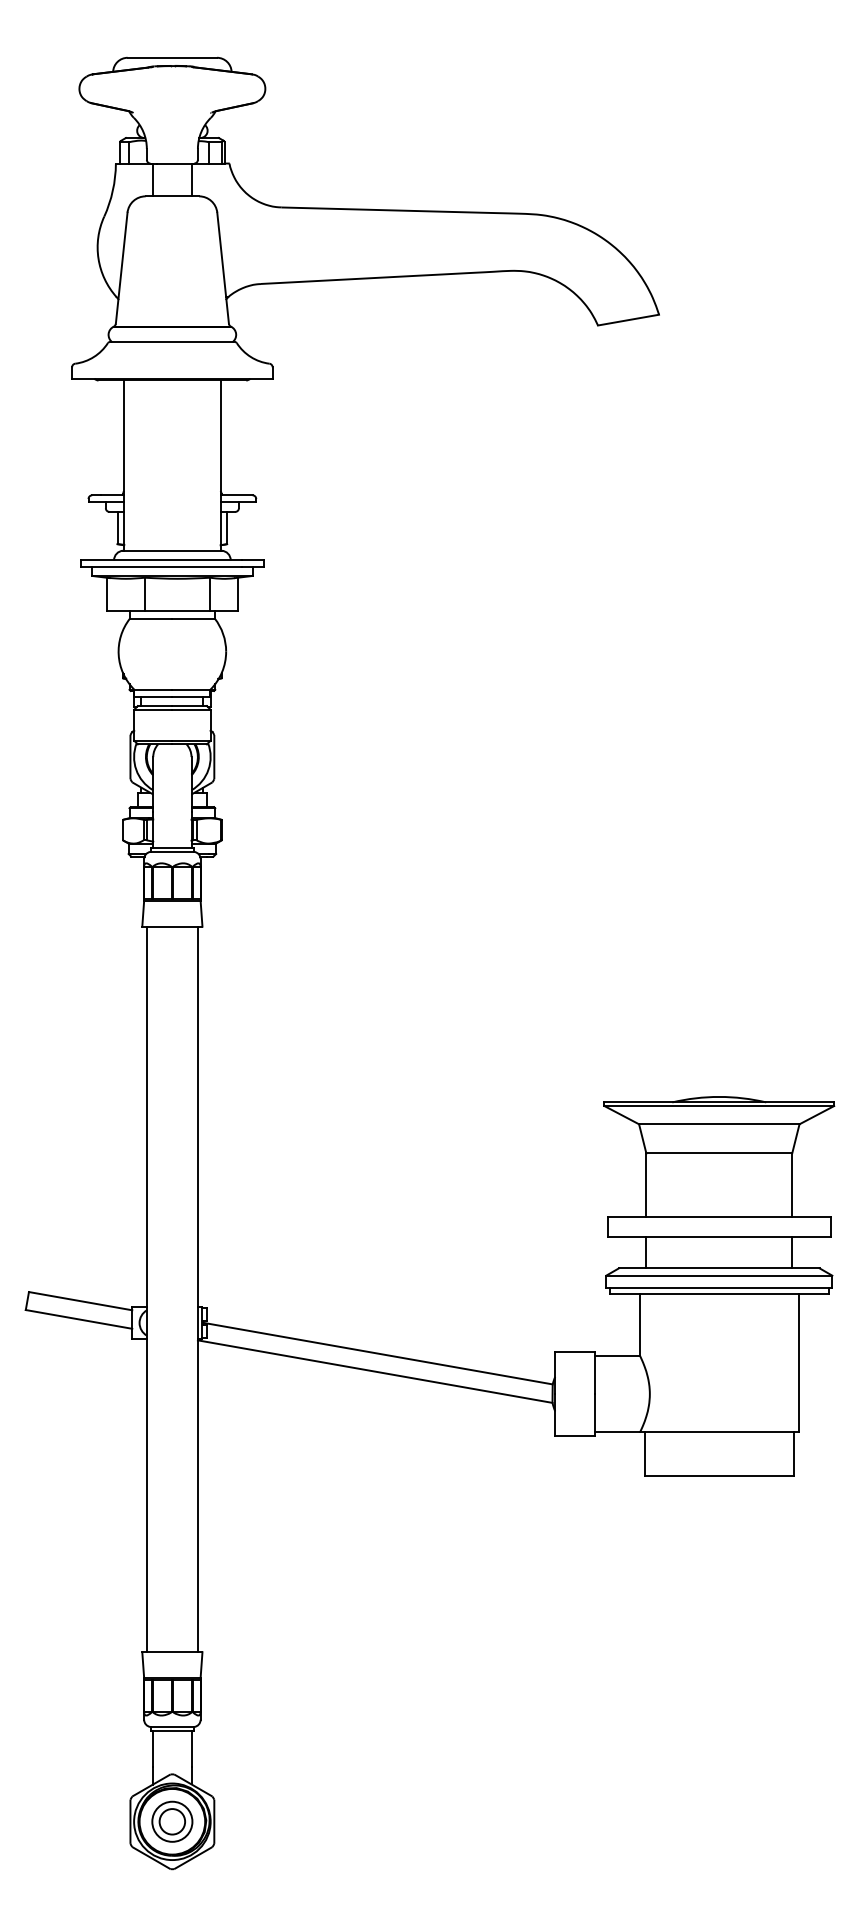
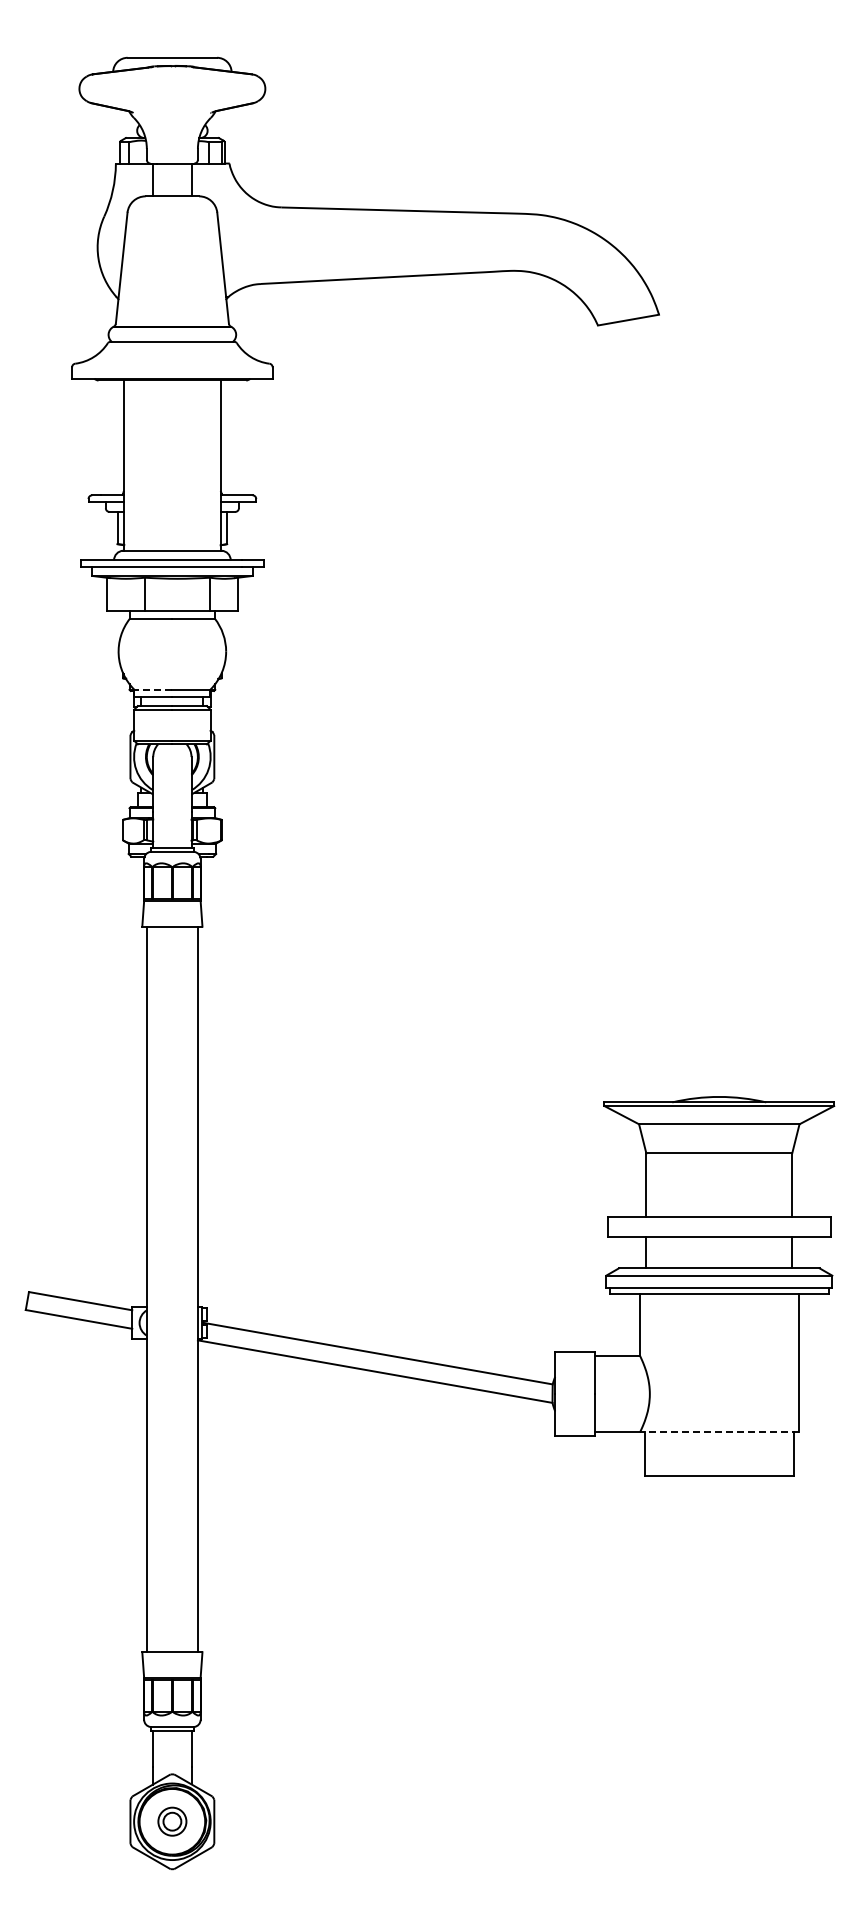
line: solid -> dashed (152, 689)
line: solid -> dashed (718, 1432)
part size: 43x43 px -> 31x31 px (172, 1821)
